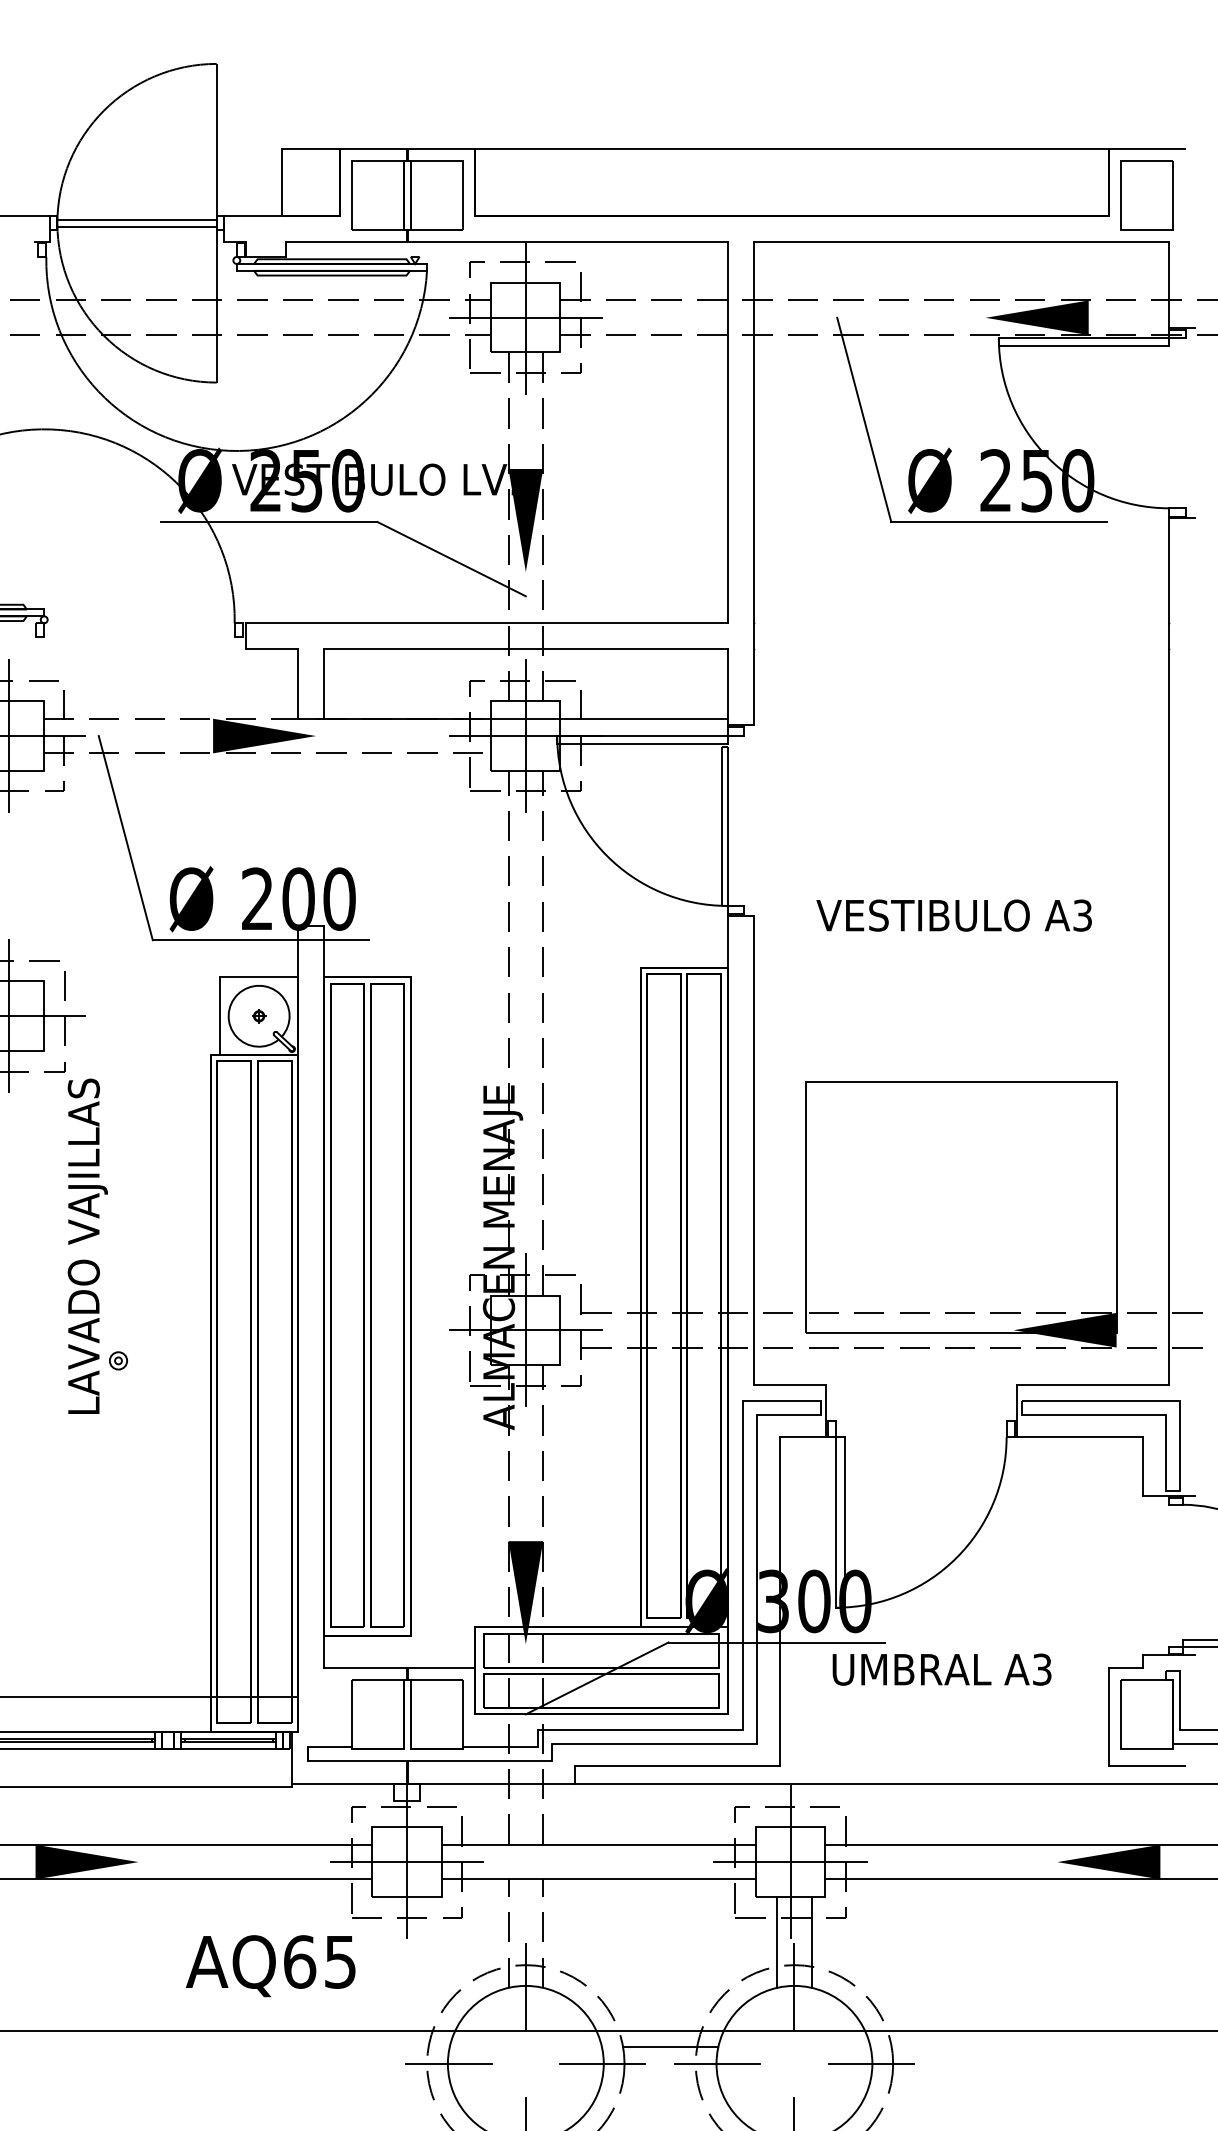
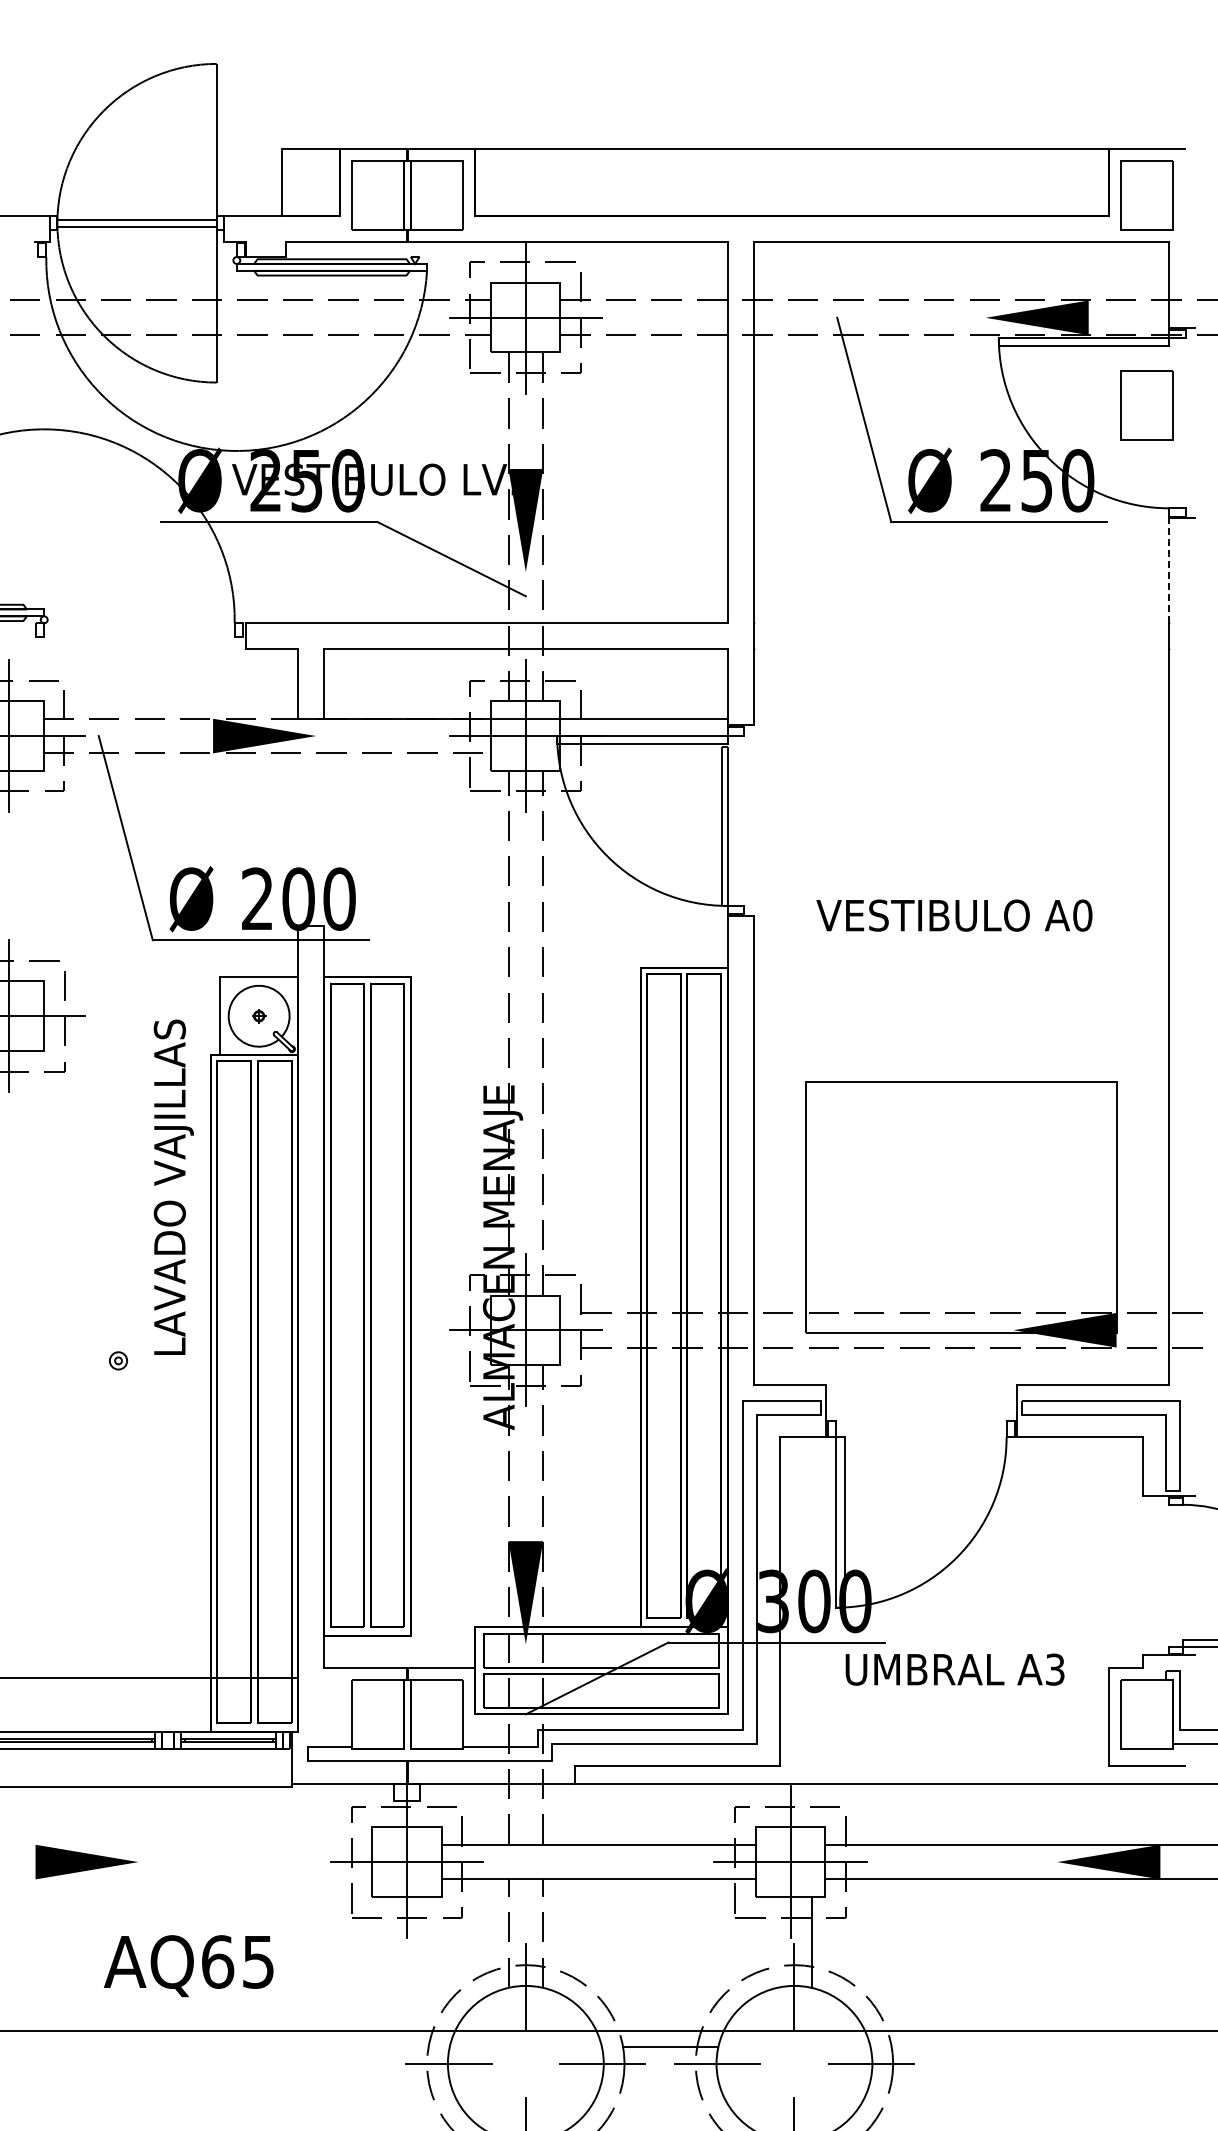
part: none -> present (1146, 405)
line: solid -> dashed (1169, 570)
text: A3 -> A0 (1082, 915)
text position: (87, 1245) -> (173, 1186) (173, 1186)
text position: (941, 1669) -> (954, 1669) (954, 1669)
line position: (150, 1697) -> (150, 1678) (150, 1678)
line: present -> none (187, 1844)
line: present -> none (187, 1879)
line: present -> none (777, 1941)
text position: (270, 1966) -> (188, 1966) (188, 1966)
